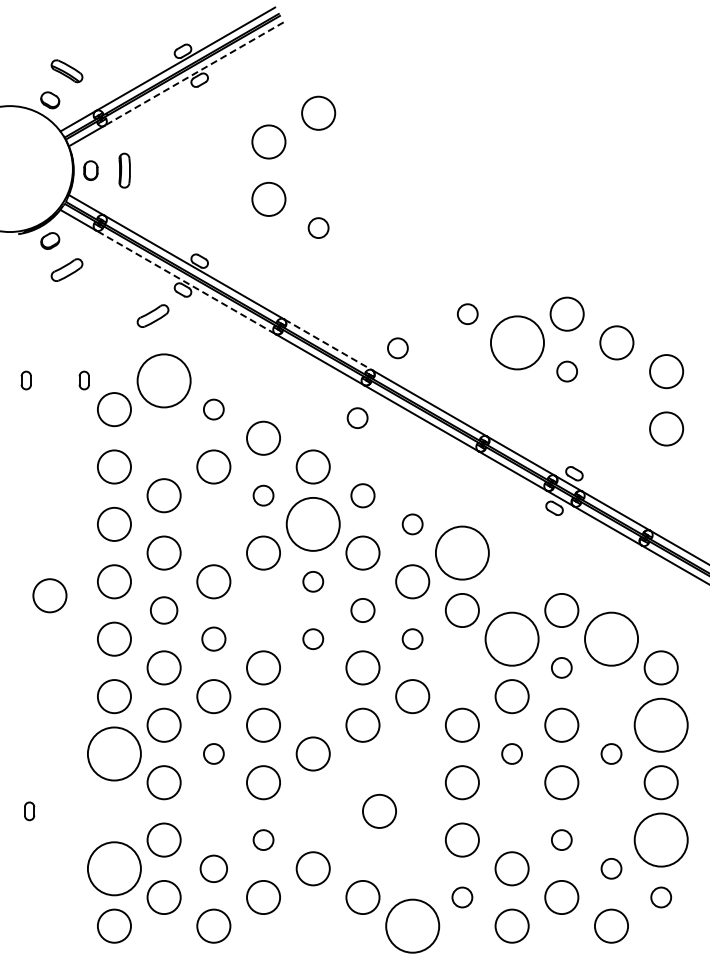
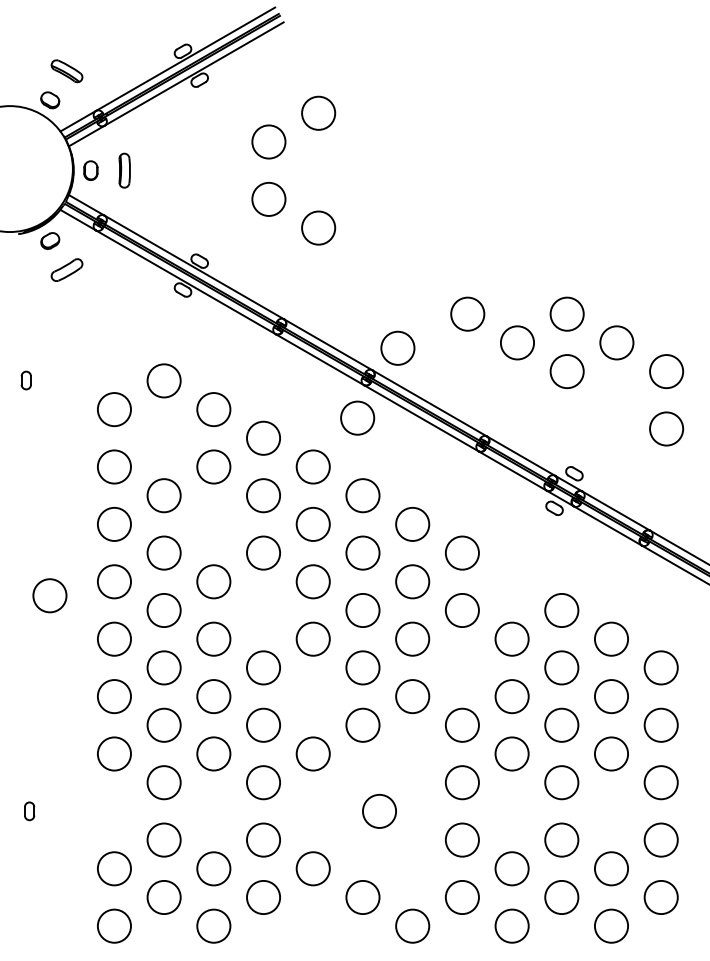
line: dashed -> solid (193, 74)
circle diameter: 20 px -> 33 px (318, 227)
line: dashed -> solid (185, 282)
circle diameter: 20 px -> 33 px (467, 313)
part: present -> none (152, 315)
circle diameter: 53 px -> 33 px (517, 342)
line: dashed -> solid (328, 344)
circle diameter: 20 px -> 33 px (397, 347)
circle diameter: 20 px -> 33 px (566, 371)
part: present -> none (83, 380)
circle diameter: 53 px -> 33 px (163, 380)
circle diameter: 20 px -> 33 px (213, 409)
circle diameter: 20 px -> 33 px (357, 417)
circle diameter: 20 px -> 33 px (263, 495)
circle size: 26x26 px -> 36x36 px (362, 495)
circle diameter: 53 px -> 33 px (312, 523)
circle diameter: 20 px -> 33 px (412, 523)
circle diameter: 53 px -> 33 px (461, 552)
circle diameter: 20 px -> 33 px (312, 581)
circle size: 29x29 px -> 36x35 px (163, 610)
circle size: 26x25 px -> 36x35 px (362, 610)
circle size: 26x26 px -> 36x36 px (213, 638)
circle diameter: 53 px -> 33 px (511, 638)
circle diameter: 53 px -> 33 px (611, 638)
circle diameter: 20 px -> 33 px (312, 638)
circle diameter: 20 px -> 33 px (412, 638)
circle diameter: 20 px -> 33 px (561, 667)
circle: none -> present (611, 696)
circle diameter: 53 px -> 33 px (660, 724)
circle diameter: 53 px -> 33 px (114, 753)
circle size: 22x22 px -> 36x36 px (213, 753)
circle diameter: 20 px -> 33 px (511, 753)
circle diameter: 20 px -> 33 px (611, 753)
circle diameter: 53 px -> 33 px (660, 839)
circle diameter: 20 px -> 33 px (263, 839)
circle diameter: 20 px -> 33 px (561, 839)
circle diameter: 53 px -> 33 px (114, 868)
circle size: 29x29 px -> 36x36 px (213, 868)
circle diameter: 20 px -> 33 px (611, 868)
circle diameter: 20 px -> 33 px (461, 897)
circle diameter: 20 px -> 33 px (660, 897)
circle diameter: 53 px -> 33 px (412, 925)
